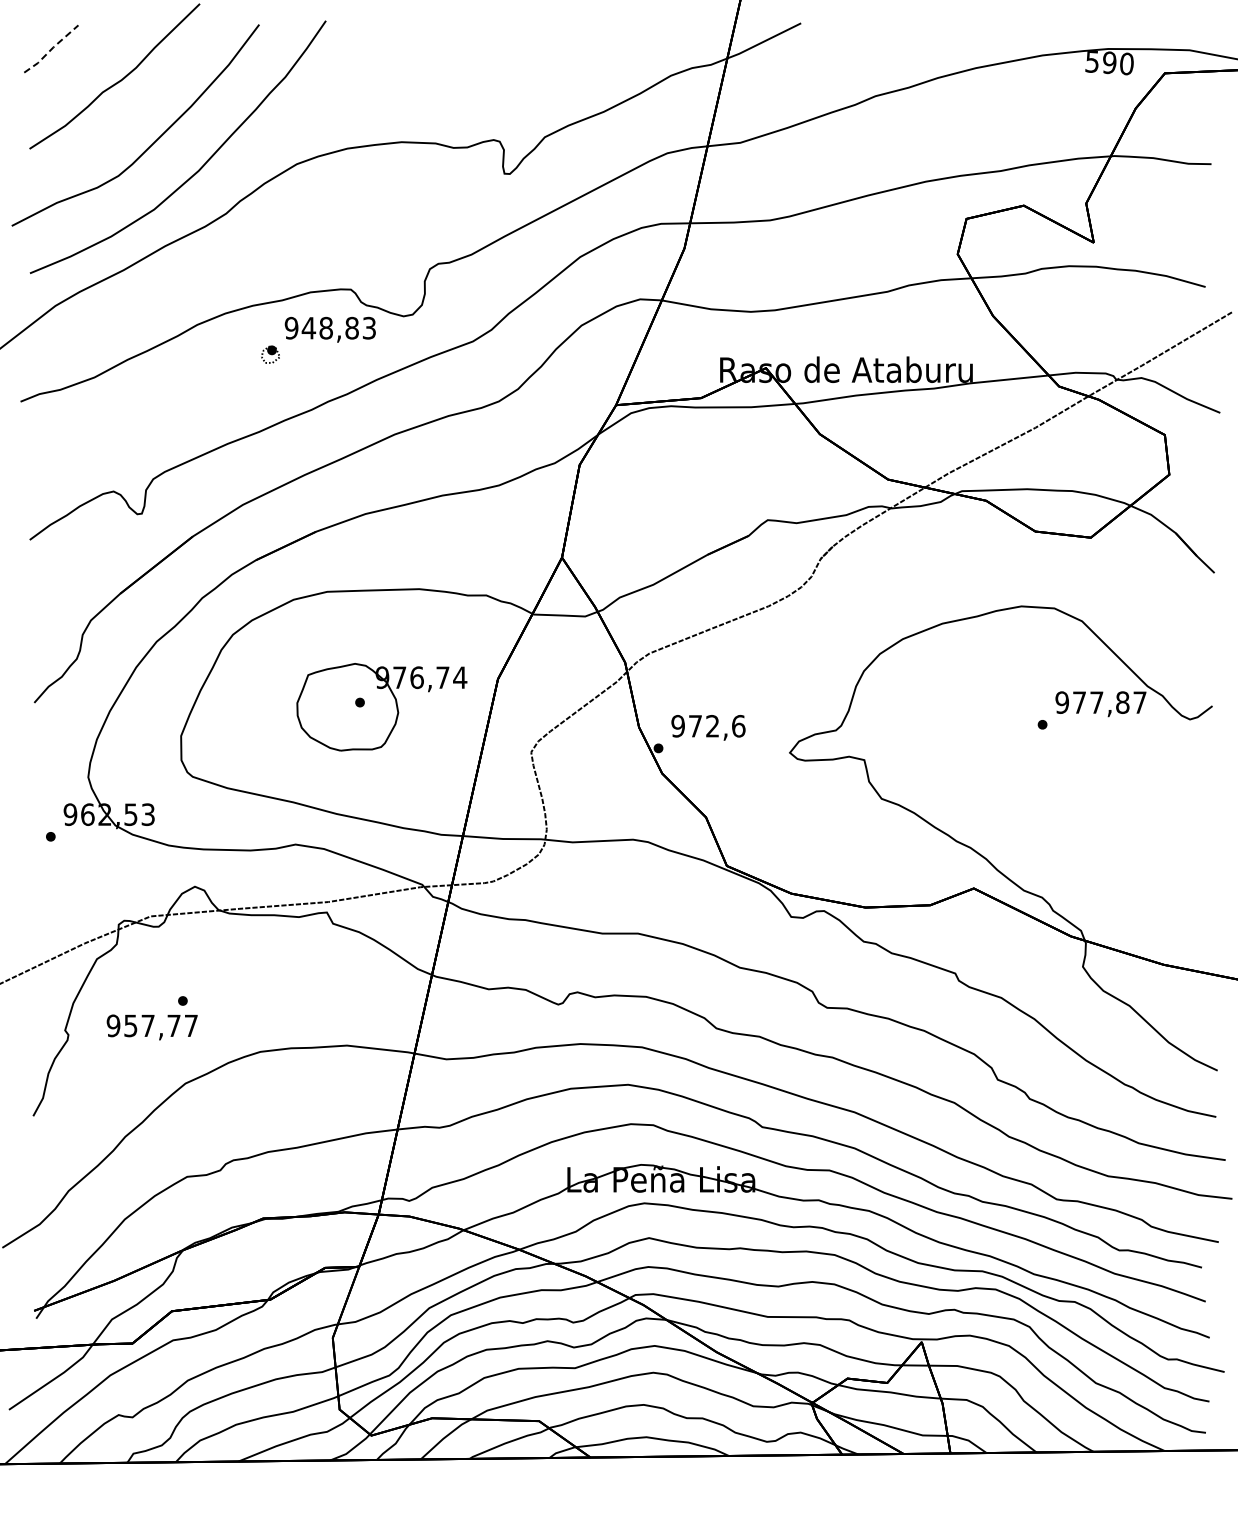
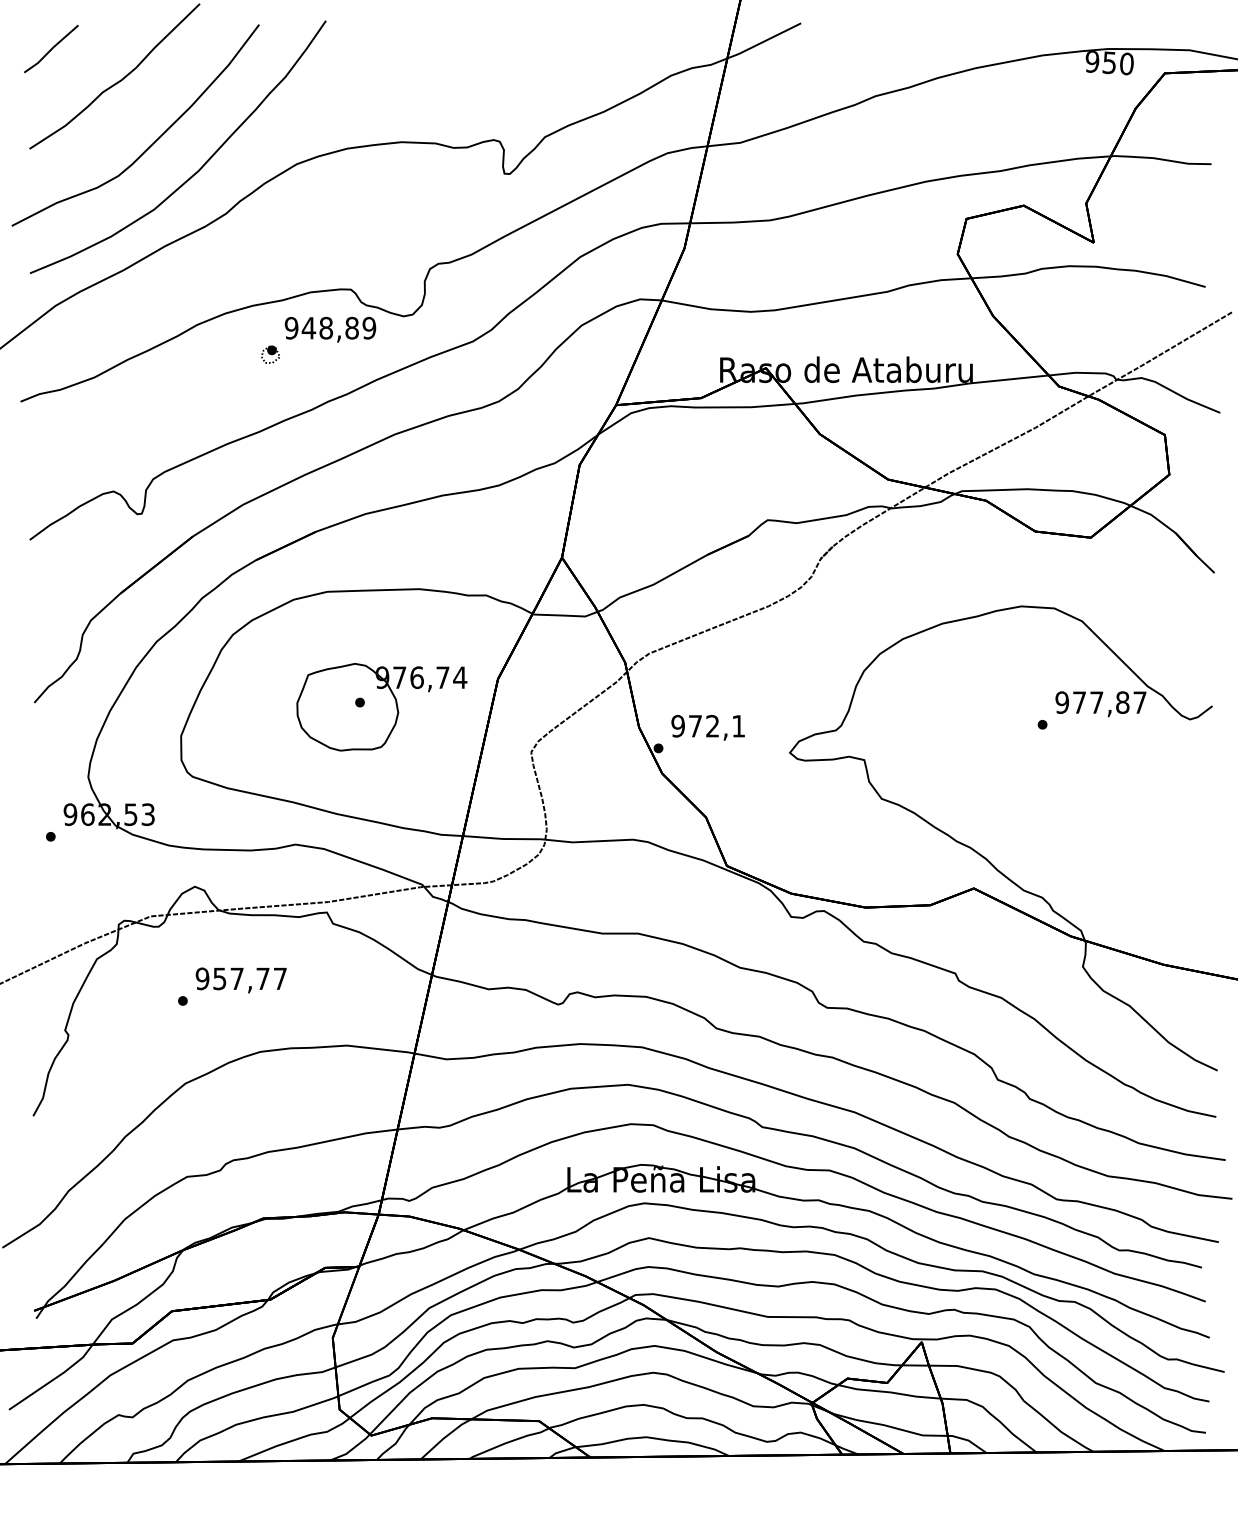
line: dashed -> solid (51, 49)
text: 590 -> 950 (1100, 62)
text: 948,83 -> 948,89 (369, 328)
text: 972,6 -> 972,1 (738, 725)
text position: (151, 1027) -> (240, 980) (240, 980)
